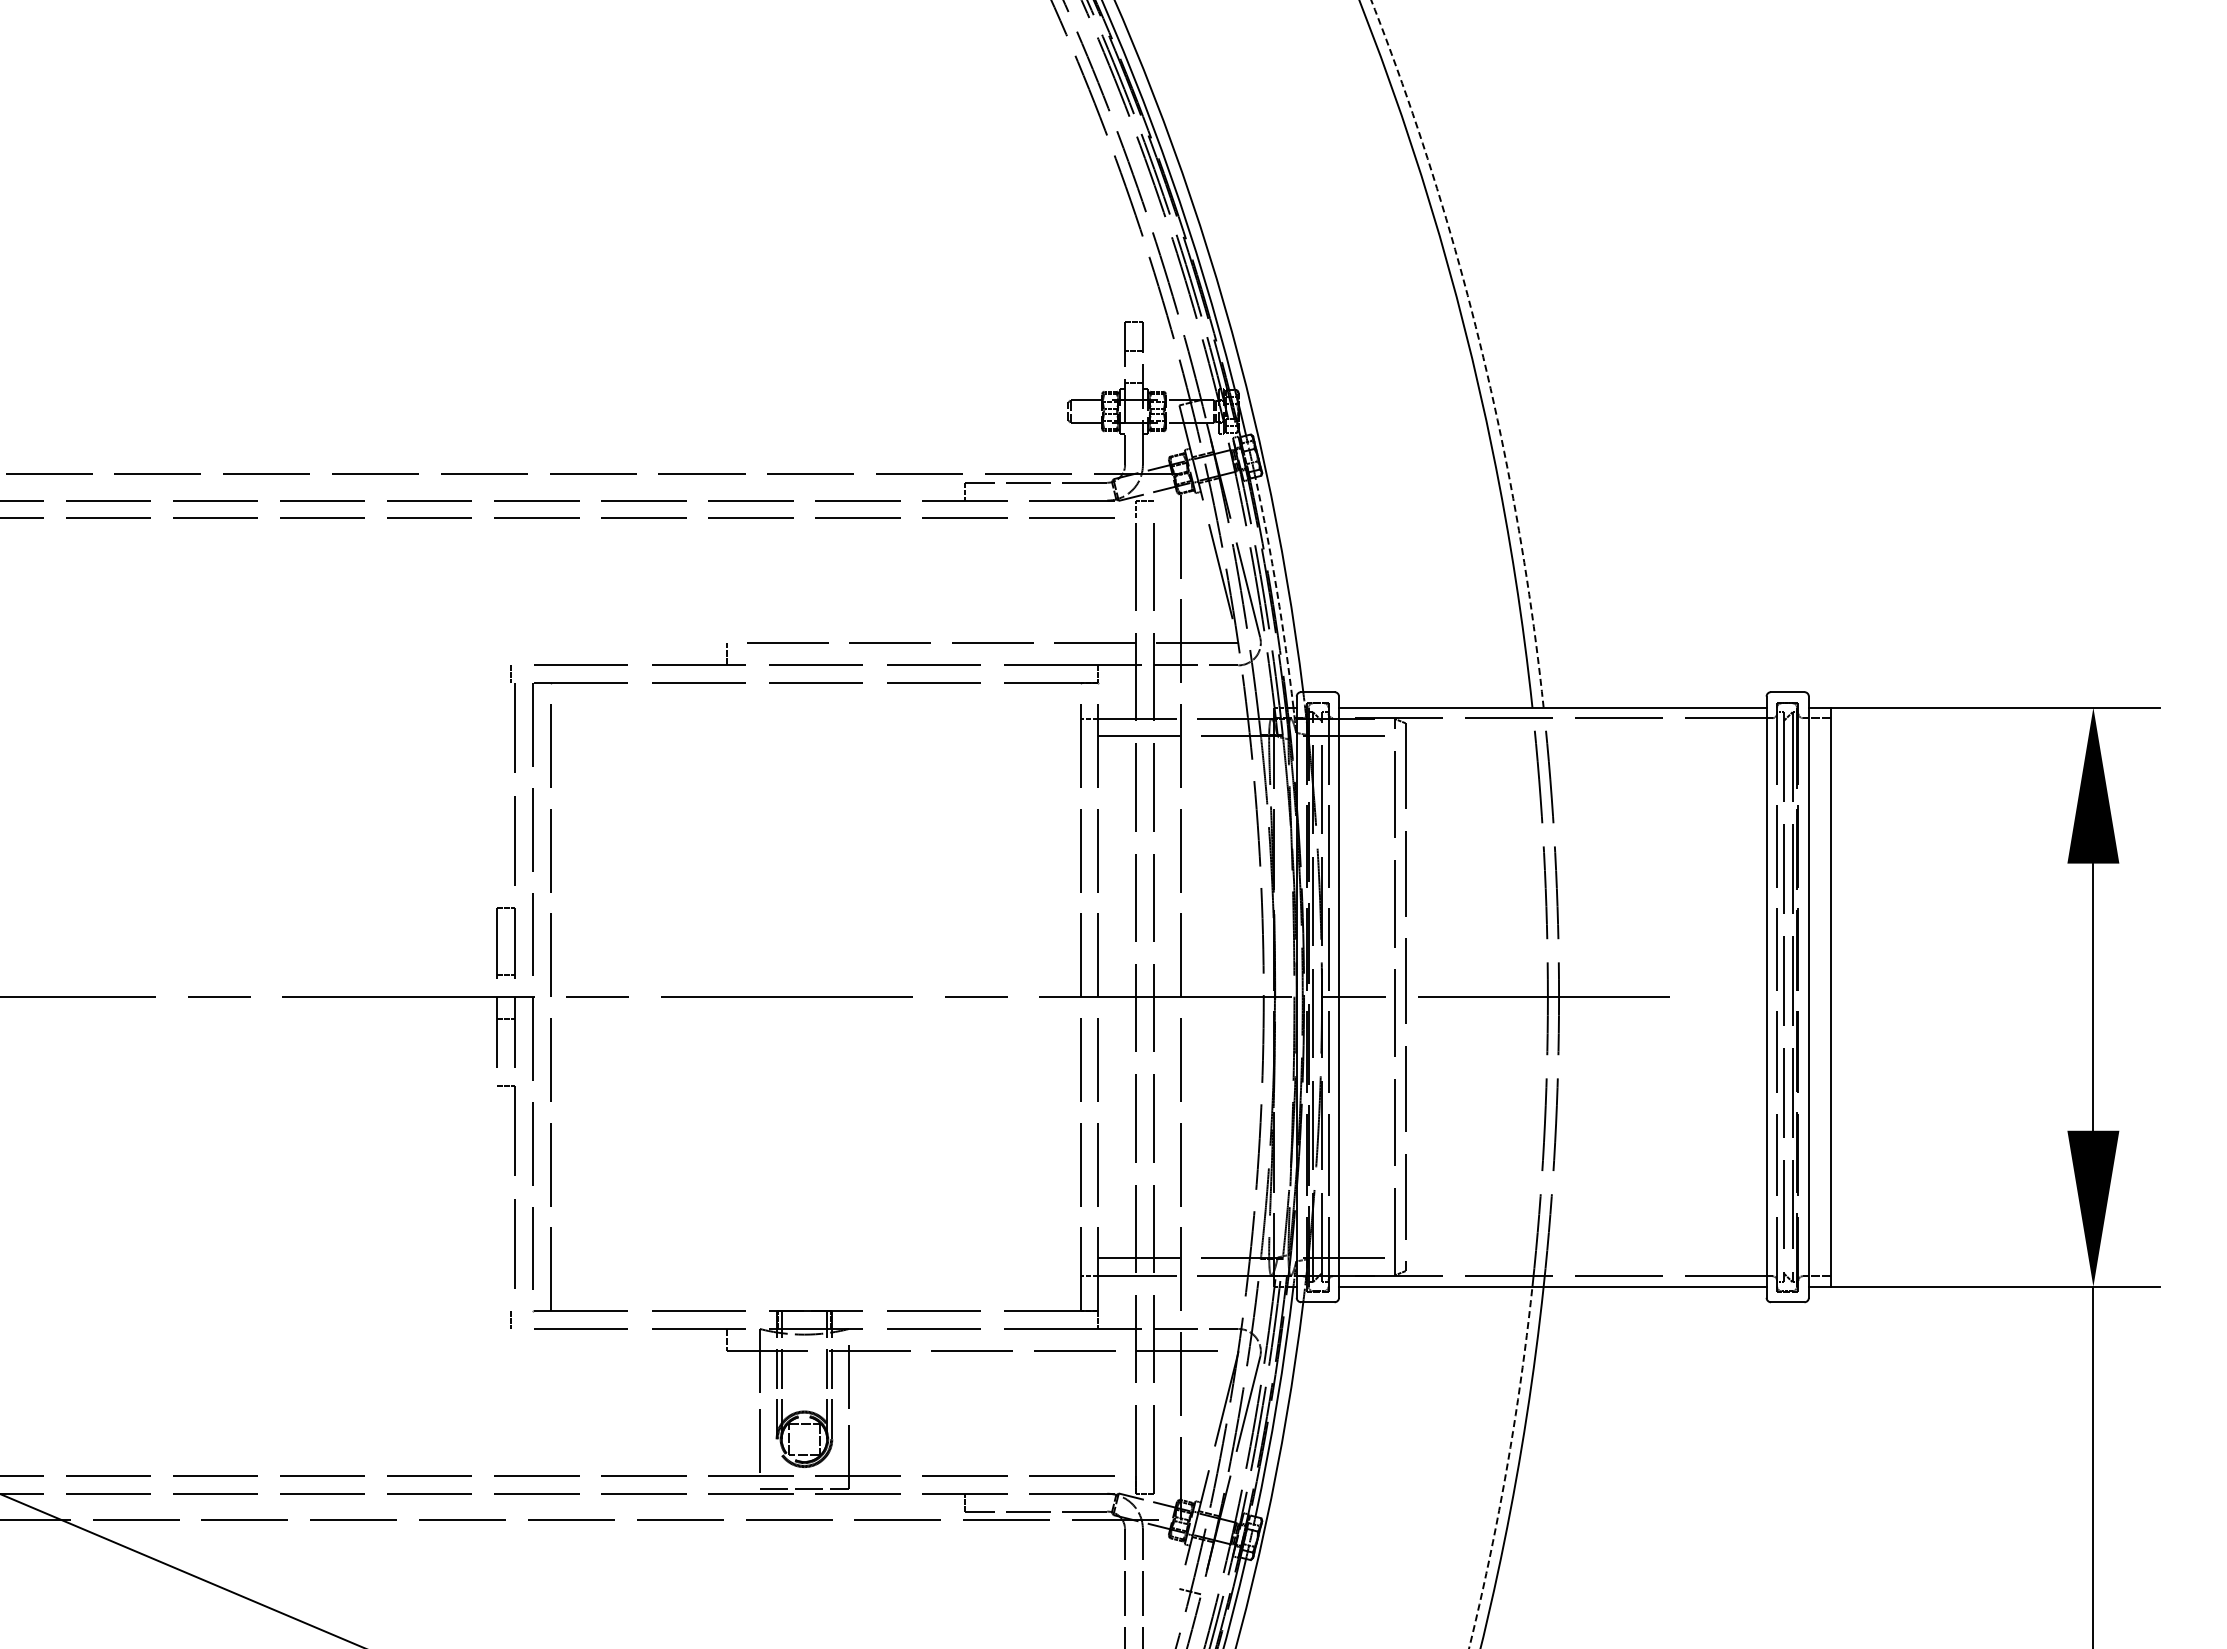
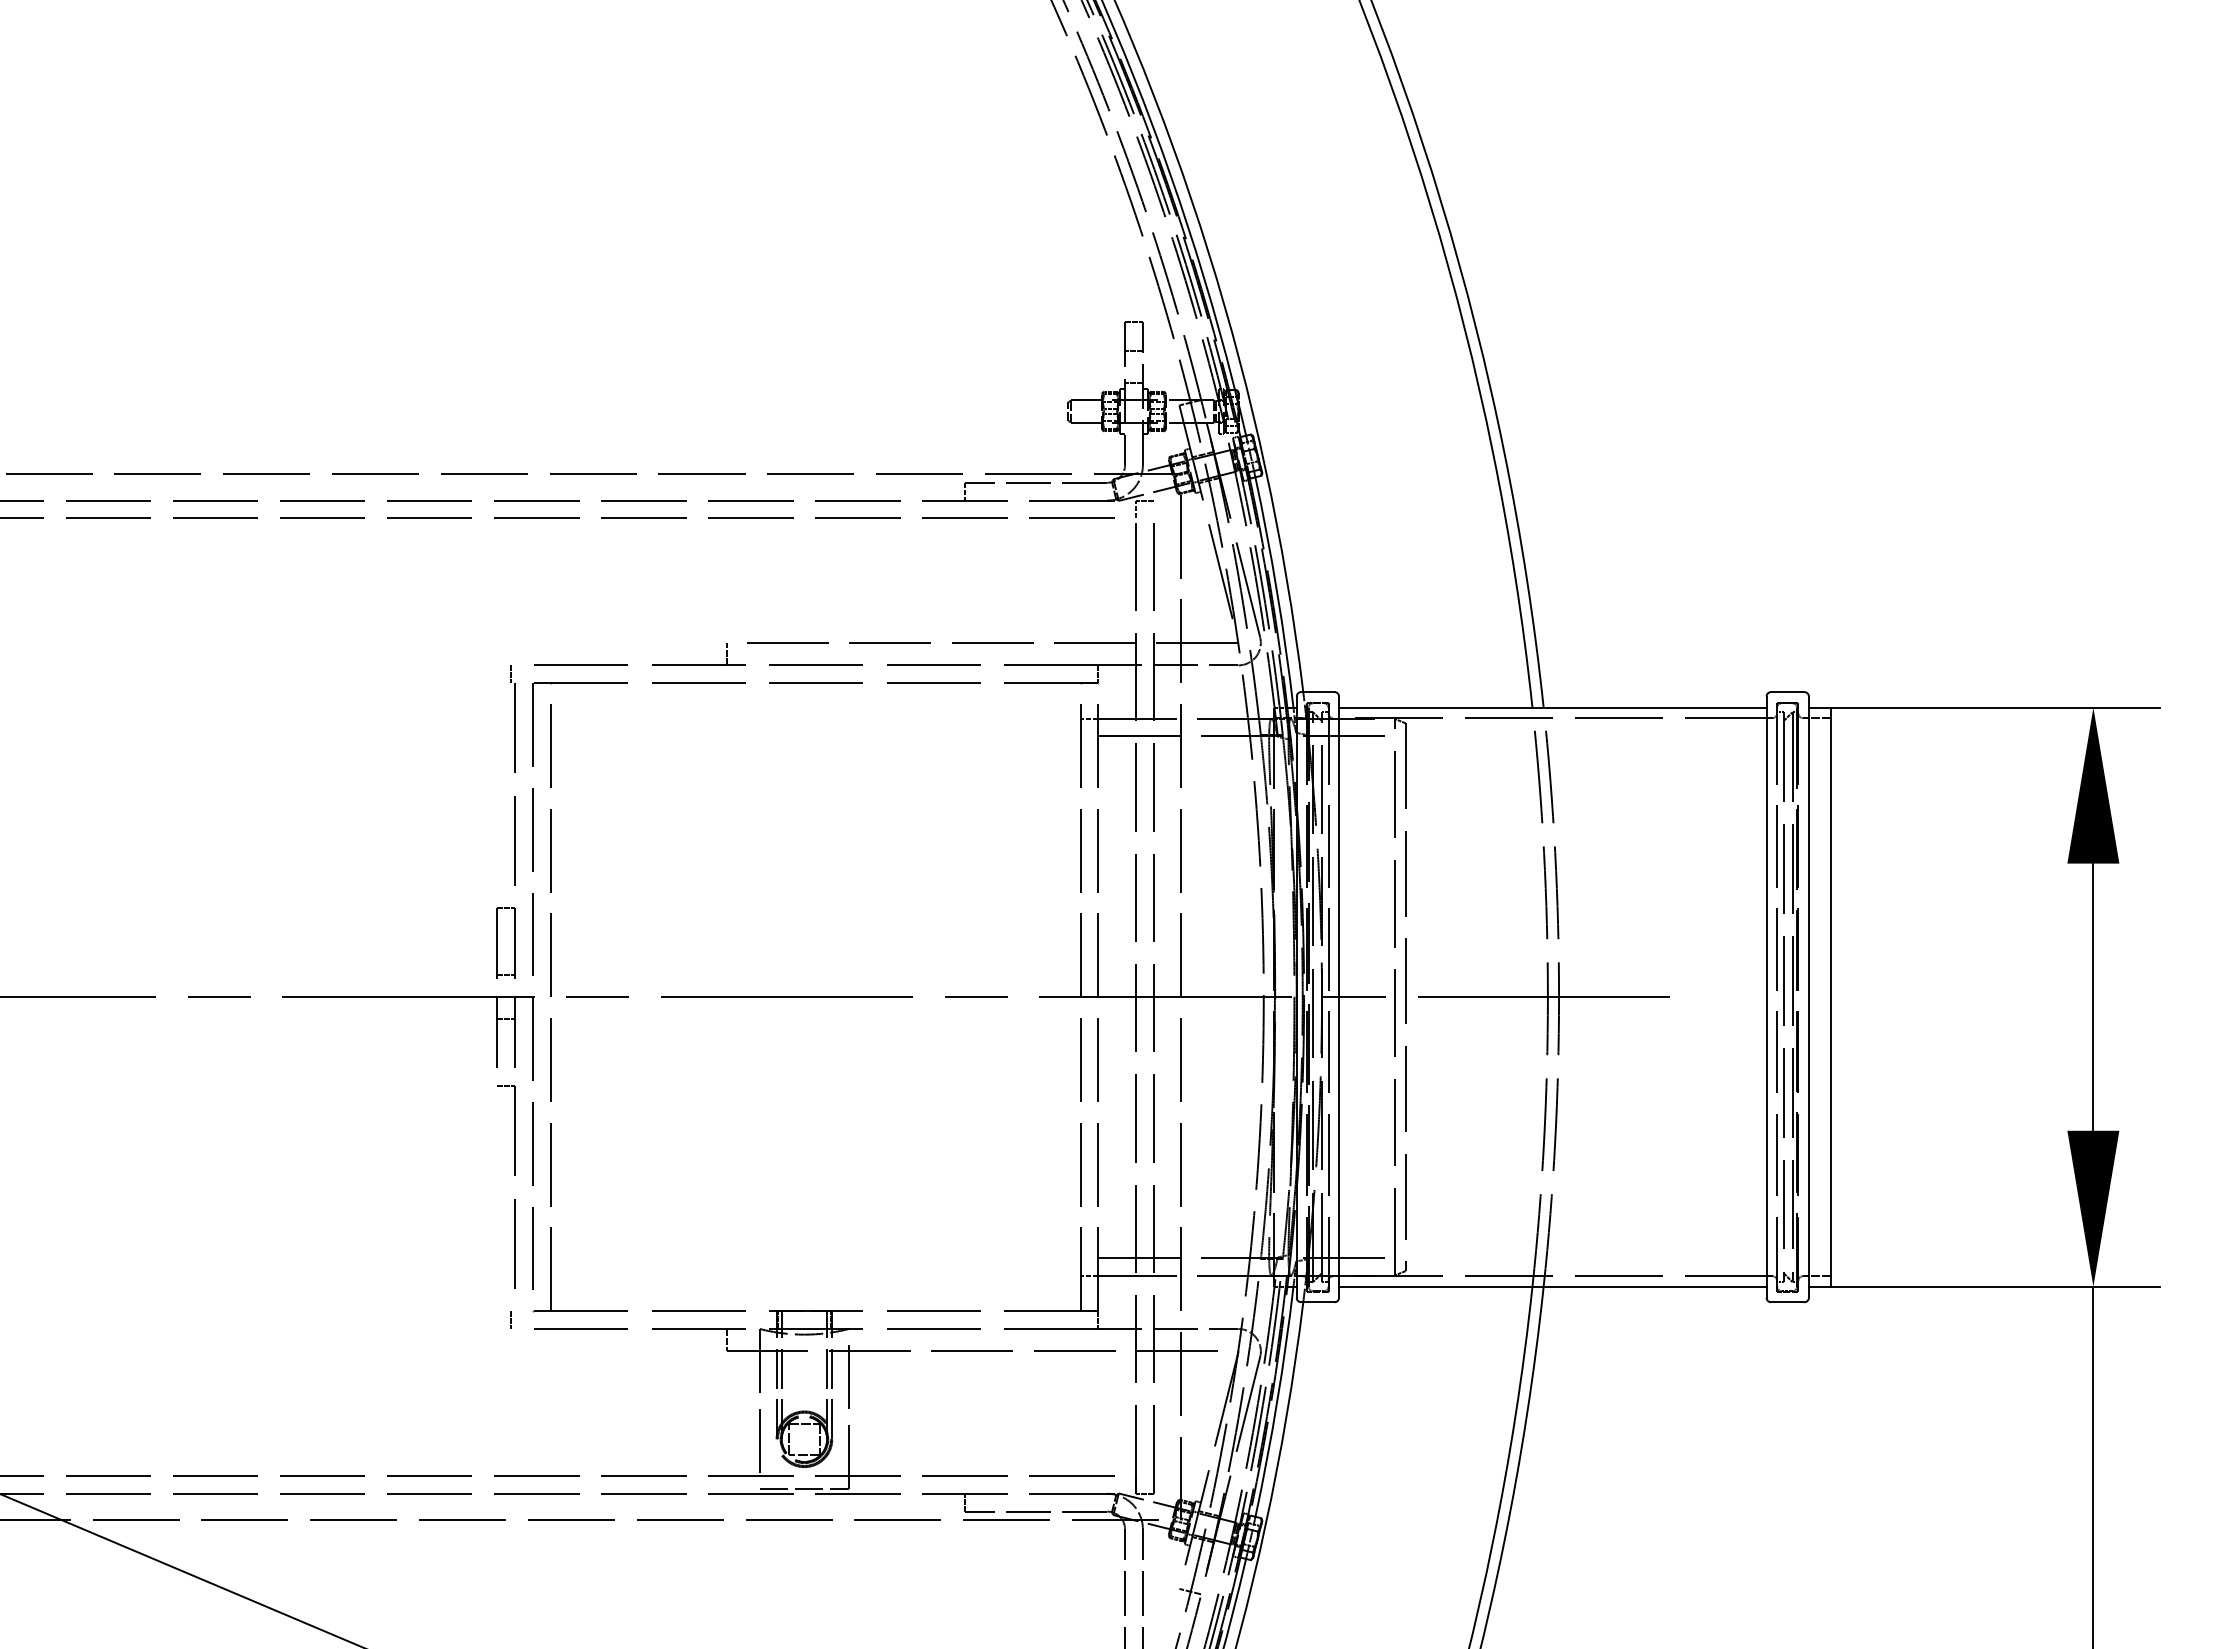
arc: dashed -> solid (1482, 352)
arc: dashed -> solid (1277, 592)
arc: dashed -> solid (1506, 1468)
